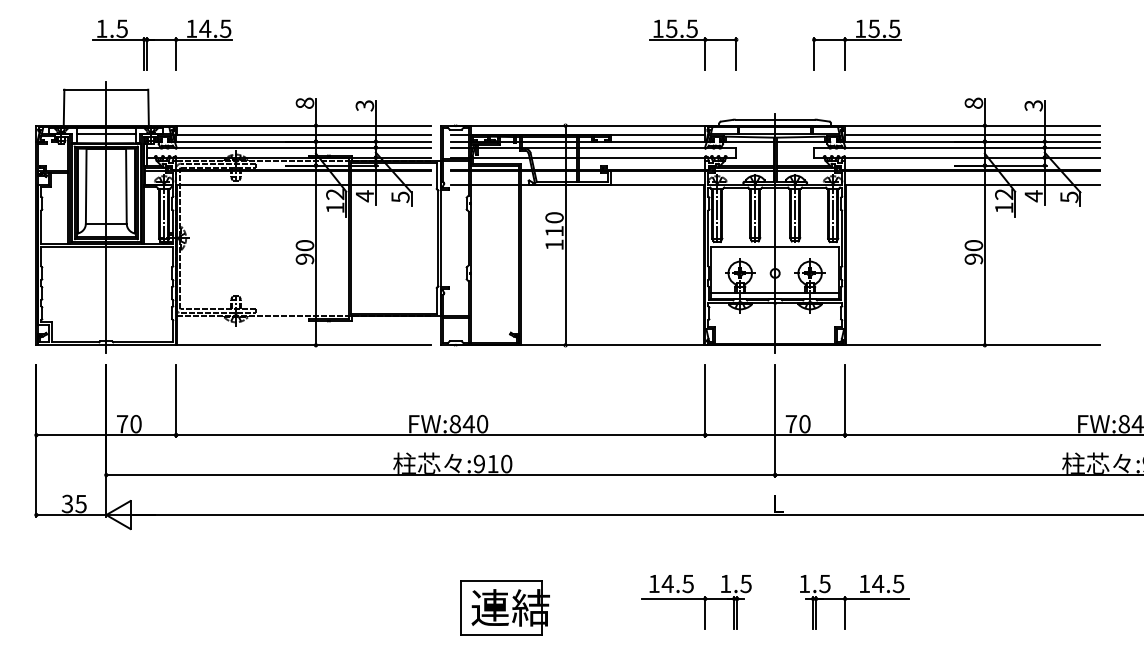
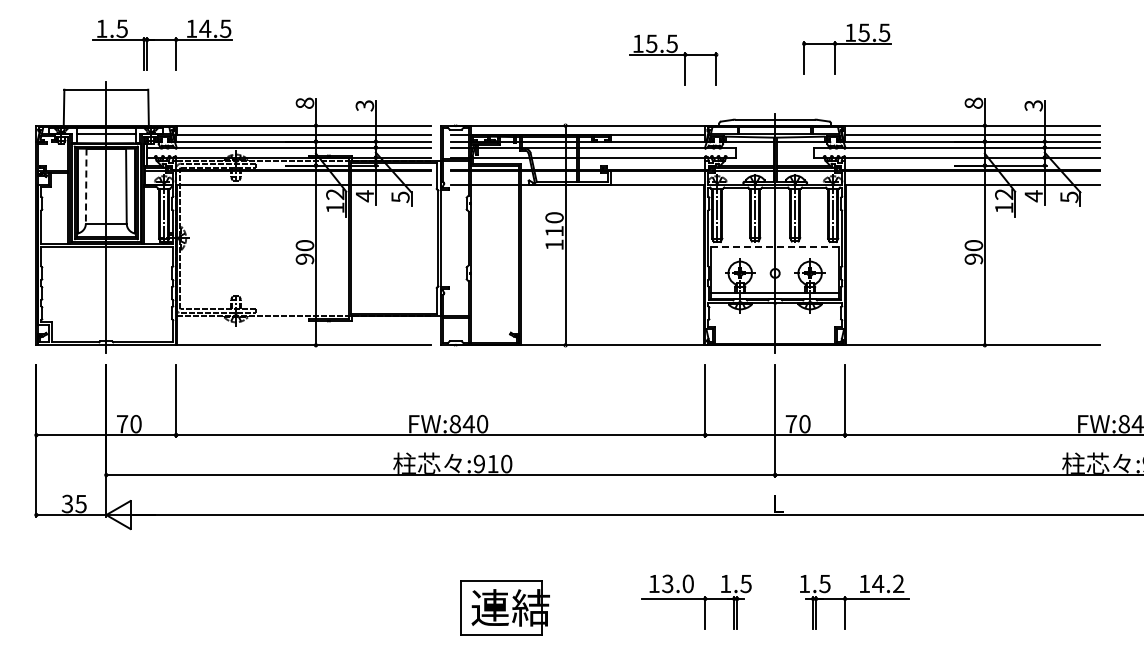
part position: (693, 44) -> (673, 59) (673, 59)
part position: (856, 44) -> (846, 48) (846, 48)
line: solid -> dashed (86, 186)
line: solid -> dashed (775, 247)
text: 14.5 -> 13.0 (677, 583)
text: 14.5 -> 14.2 (898, 583)
